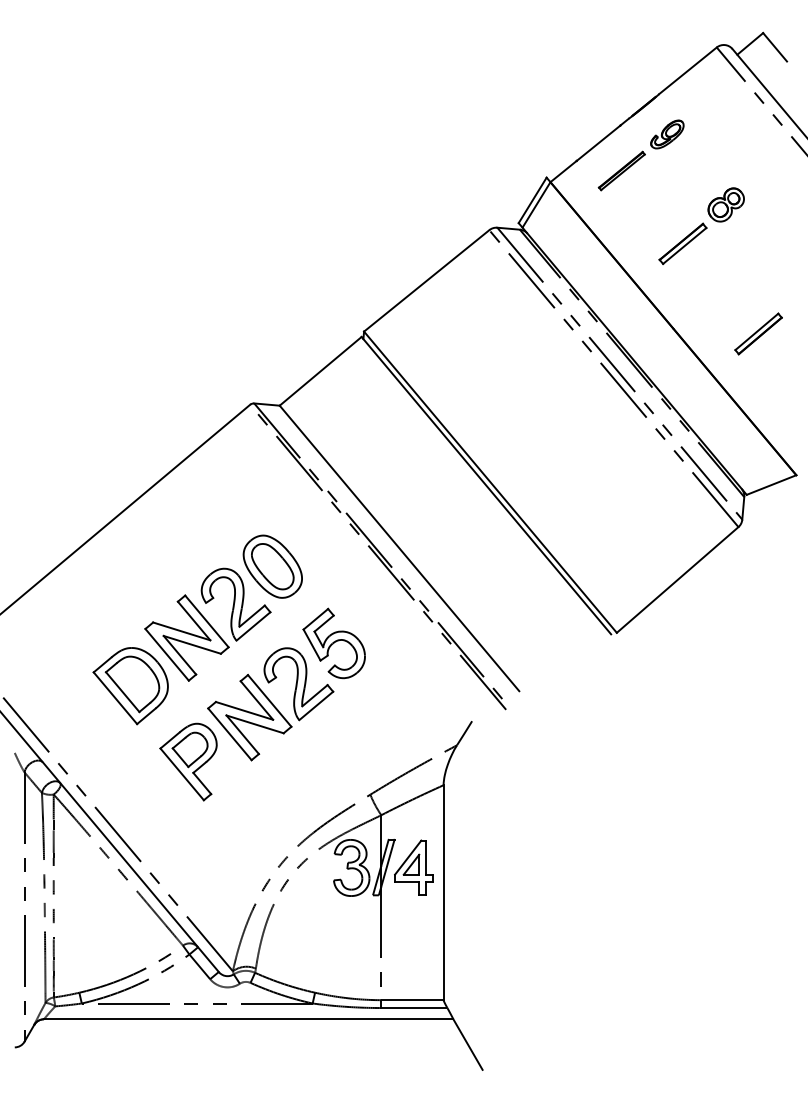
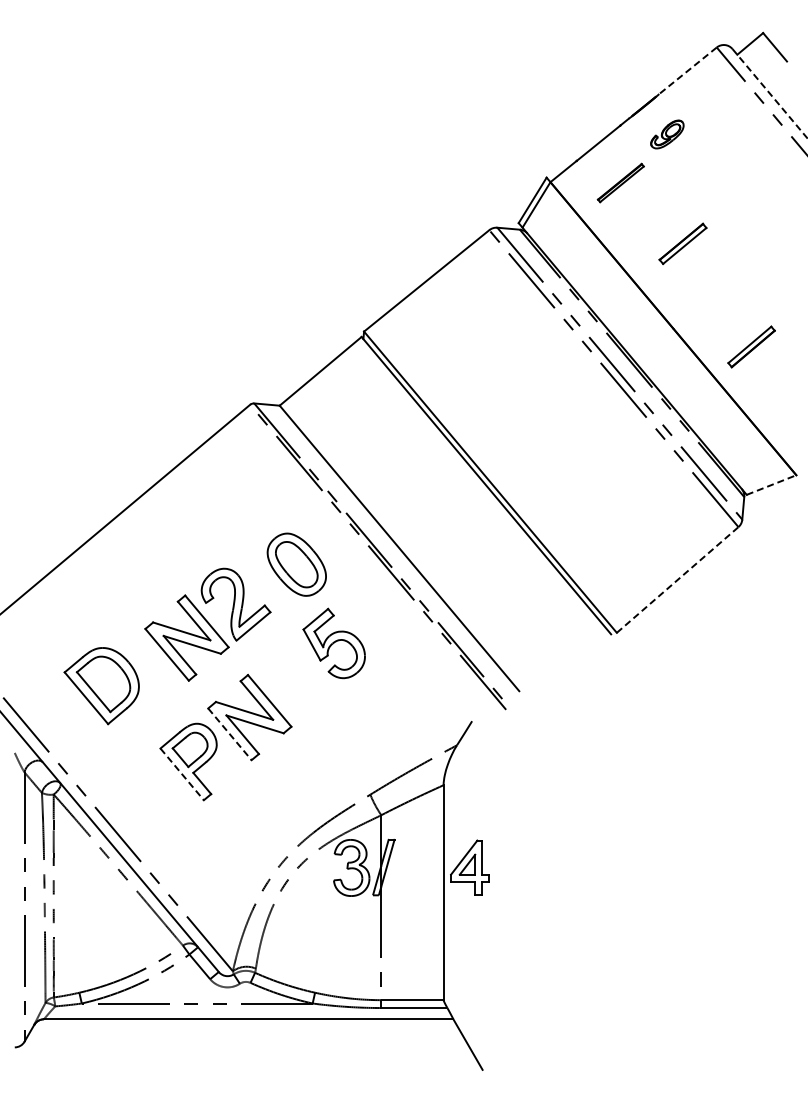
line: solid -> dashed (687, 71)
line: solid -> dashed (770, 94)
part position: (621, 170) -> (620, 182) (620, 182)
part: present -> none (725, 204)
part position: (758, 333) -> (751, 346) (751, 346)
line: solid -> dashed (771, 485)
part position: (272, 566) -> (296, 564) (296, 564)
line: solid -> dashed (677, 579)
part: present -> none (298, 684)
part position: (130, 686) -> (101, 686) (101, 686)
line: solid -> dashed (229, 734)
line: solid -> dashed (182, 774)
part position: (413, 867) -> (469, 867) (469, 867)
